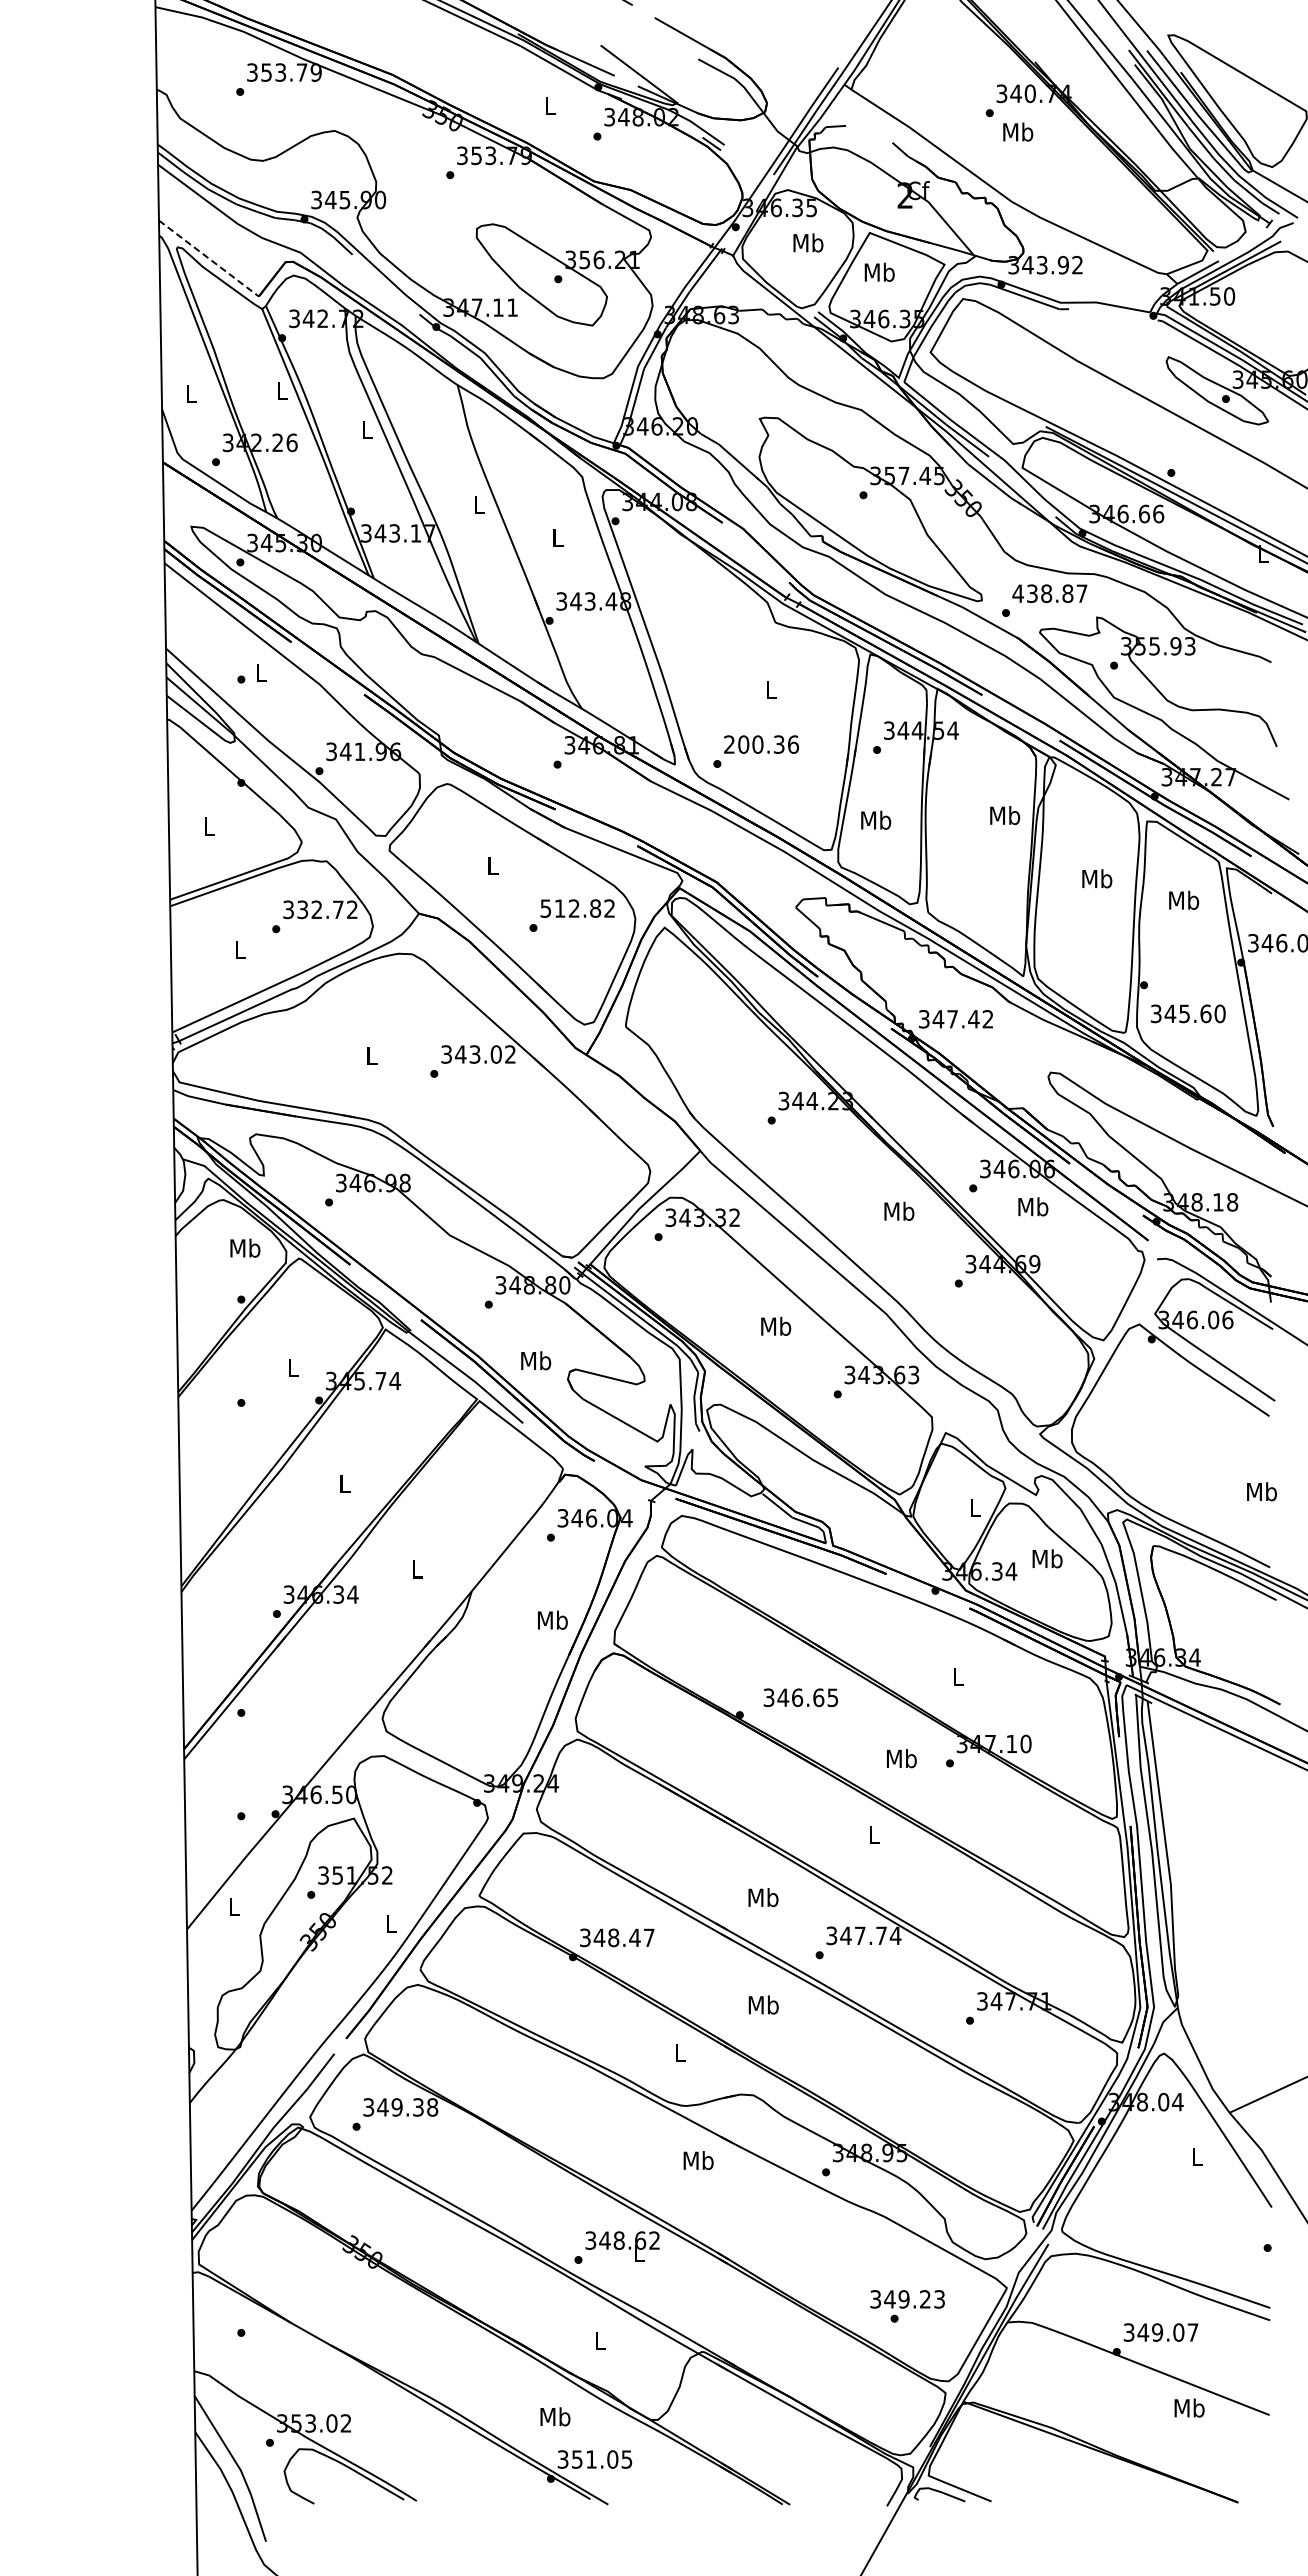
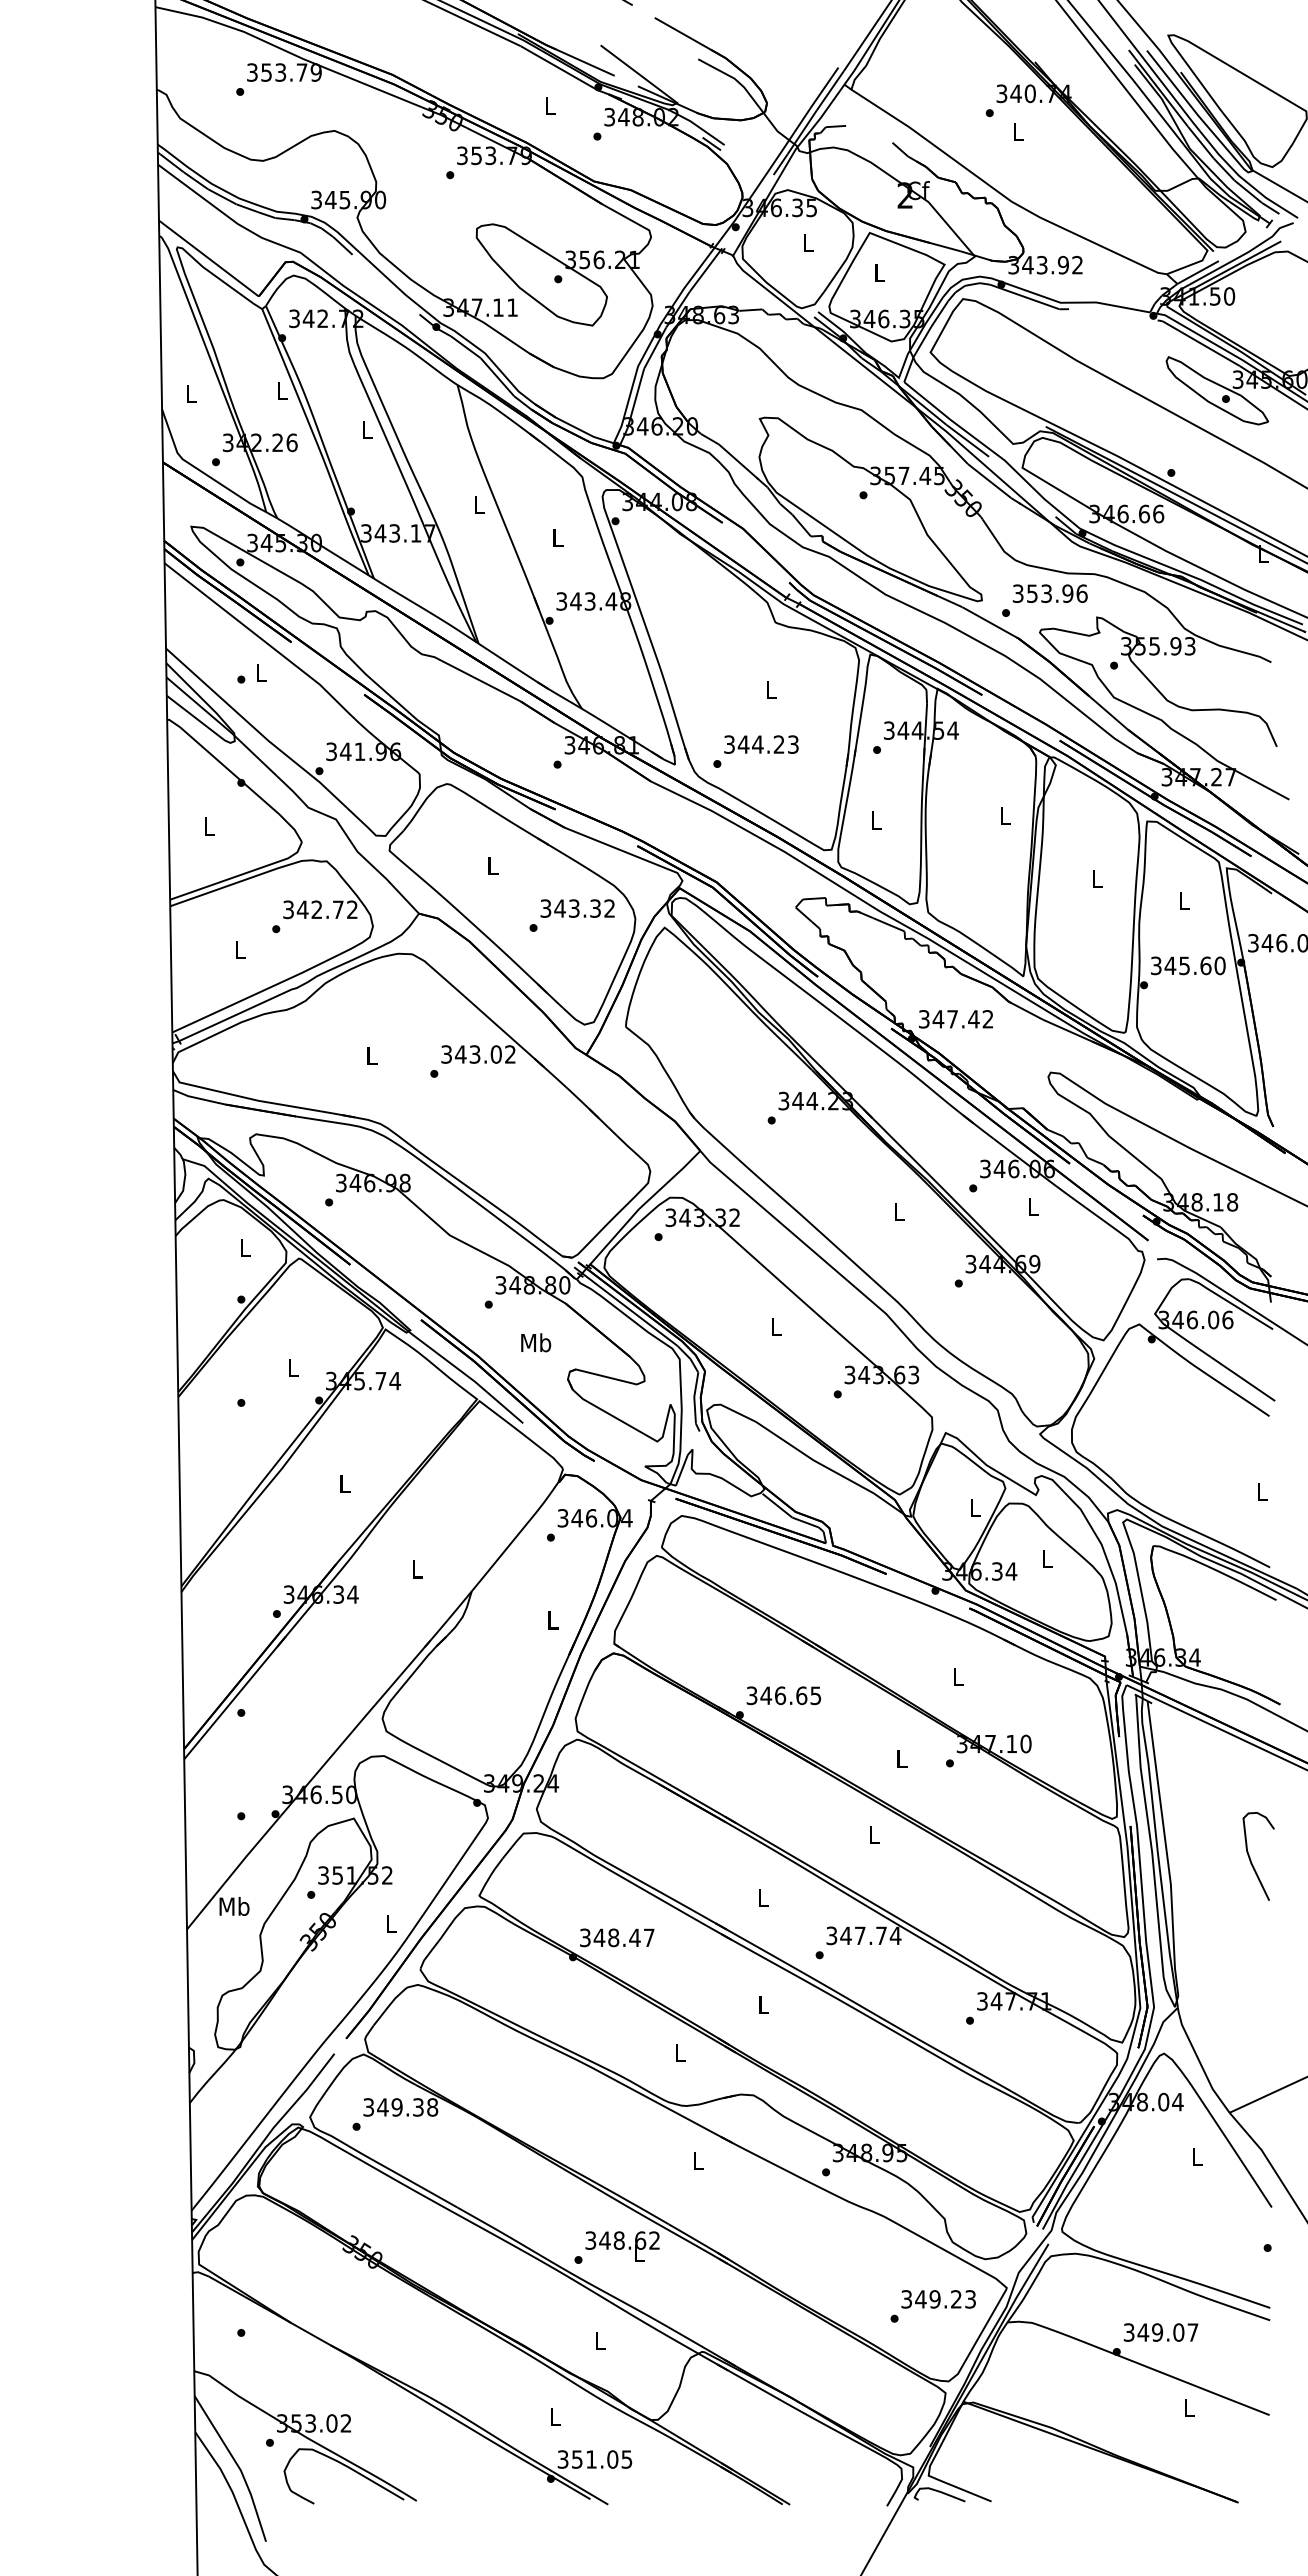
text: Mb -> L (1018, 131)
text: Mb -> L (808, 242)
line: dashed -> solid (208, 258)
text: Mb -> L (879, 271)
text: 438.87 -> 353.96 (1049, 593)
text: 200.36 -> 344.23 (761, 744)
text: Mb -> L (1005, 815)
text: Mb -> L (876, 819)
text: Mb -> L (1097, 878)
text: Mb -> L (1184, 899)
text: 512.82 -> 343.32 (571, 908)
text: 332.72 -> 342.72 (302, 909)
text position: (1188, 1013) -> (1188, 965) (1188, 965)
text: Mb -> L (1033, 1206)
text: Mb -> L (899, 1210)
text: Mb -> L (245, 1247)
text: Mb -> L (776, 1325)
text position: (536, 1360) -> (536, 1342) (536, 1342)
text: Mb -> L (1261, 1491)
text: Mb -> L (1047, 1558)
text: Mb -> L (552, 1619)
text position: (800, 1697) -> (783, 1695) (783, 1695)
text: Mb -> L (901, 1758)
curve: none -> present (1250, 1857)
text: Mb -> L (763, 1897)
text: L -> Mb (234, 1905)
text: Mb -> L (763, 2004)
text: Mb -> L (698, 2160)
text position: (907, 2299) -> (938, 2299) (938, 2299)
text: Mb -> L (1189, 2407)
text: Mb -> L (555, 2416)
